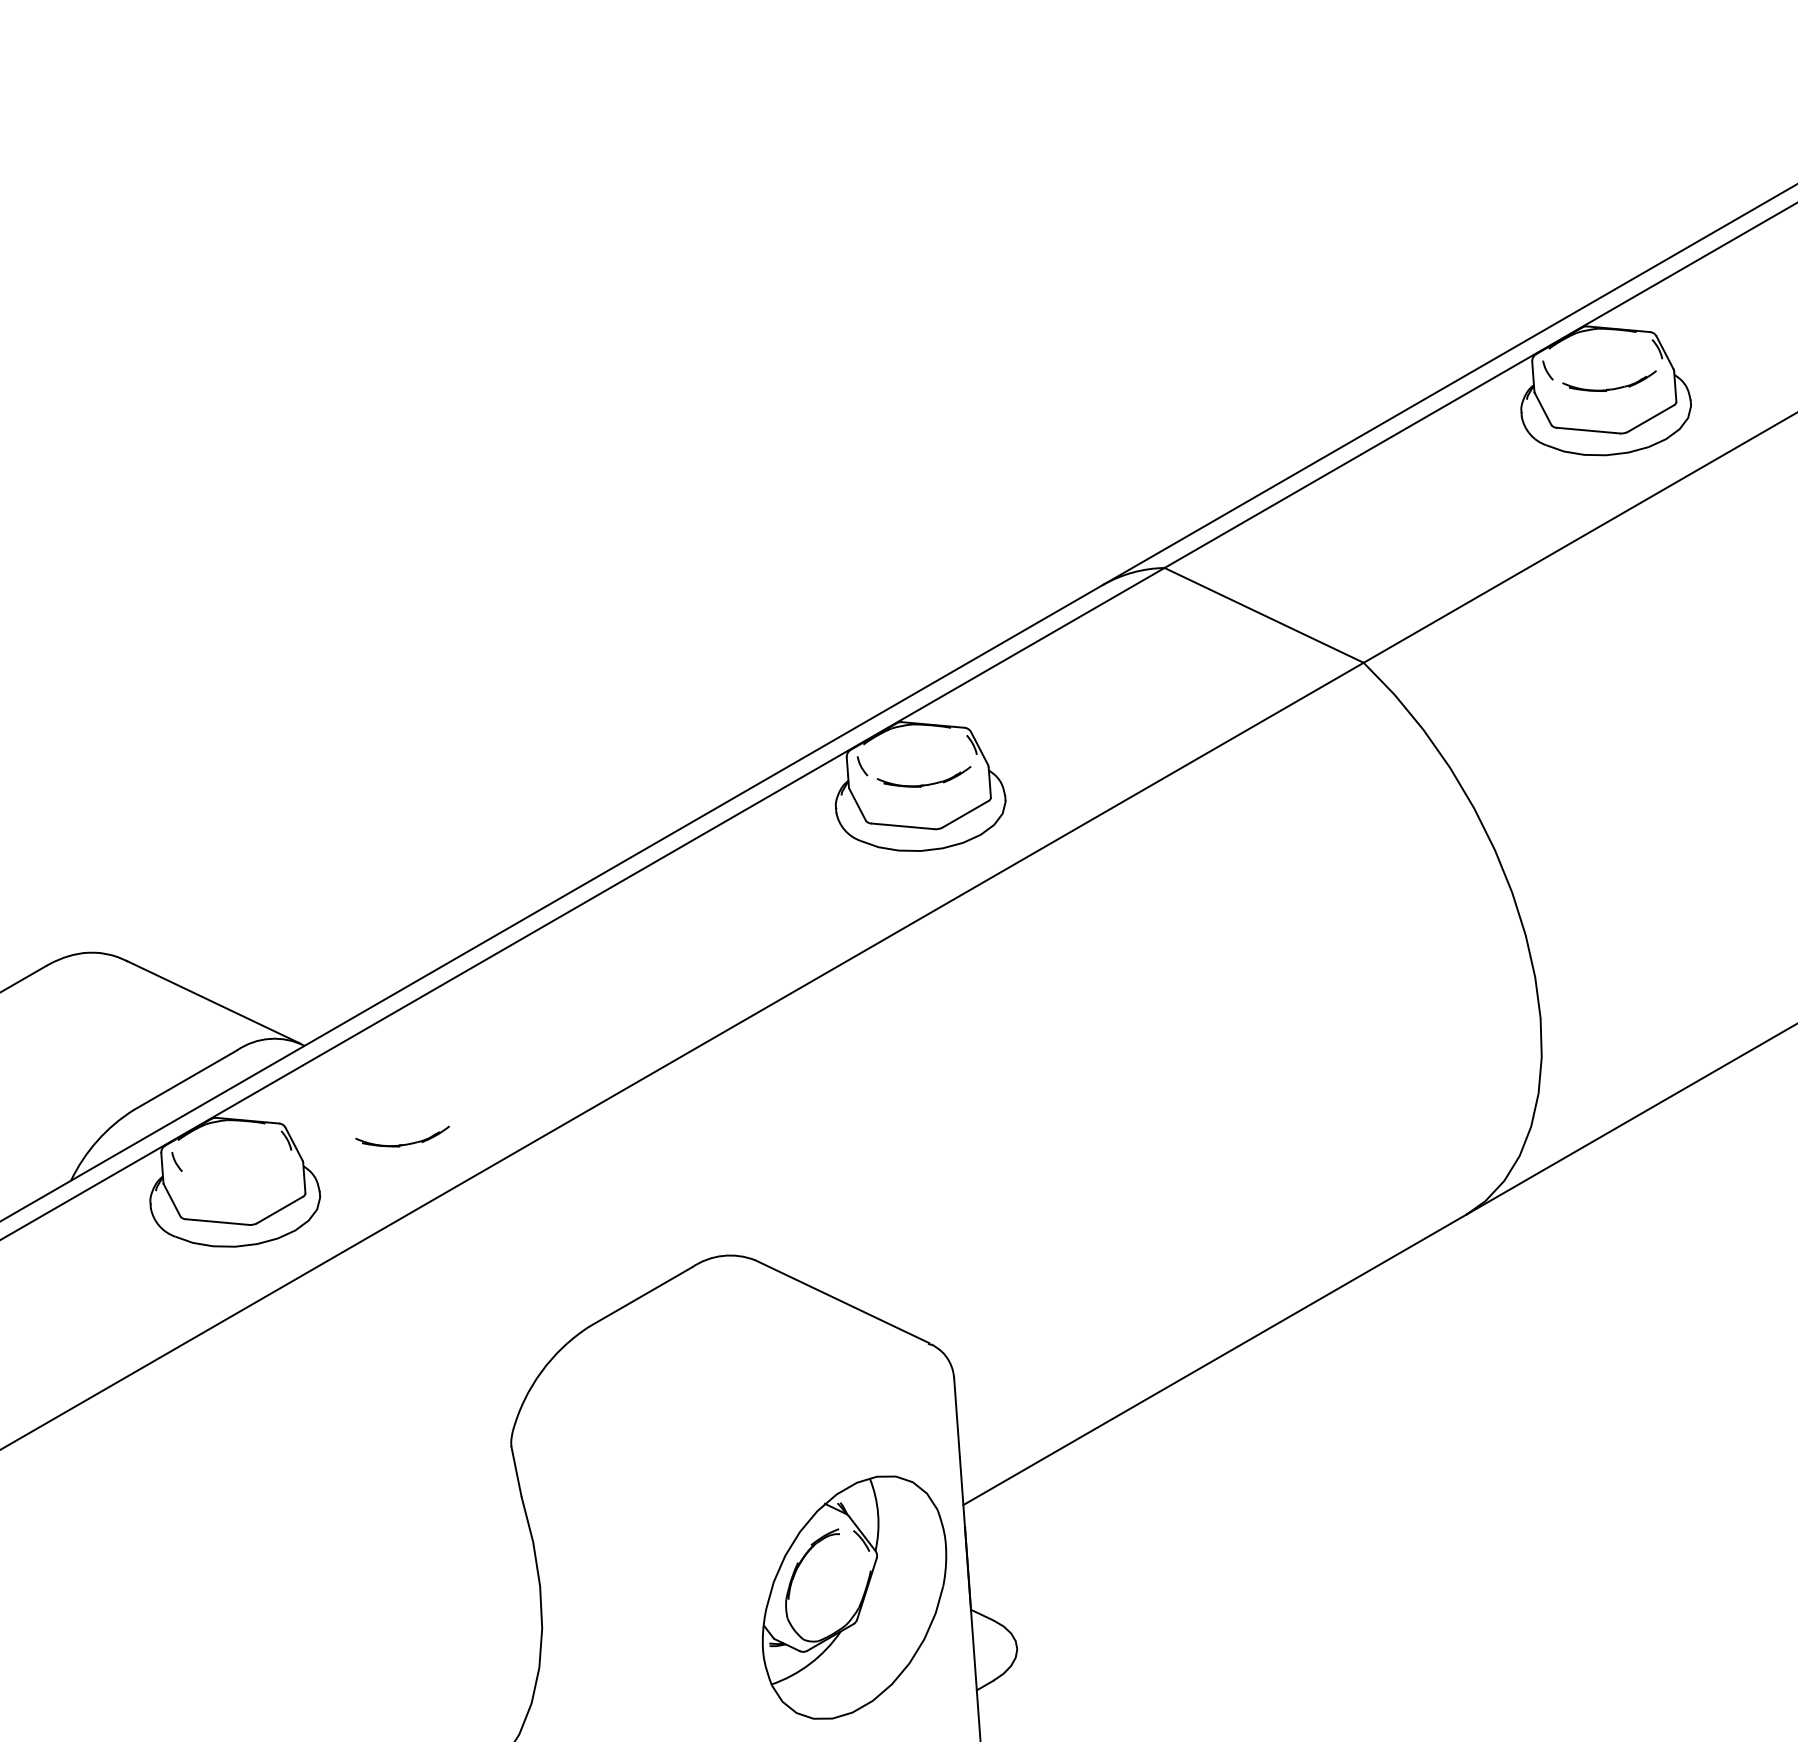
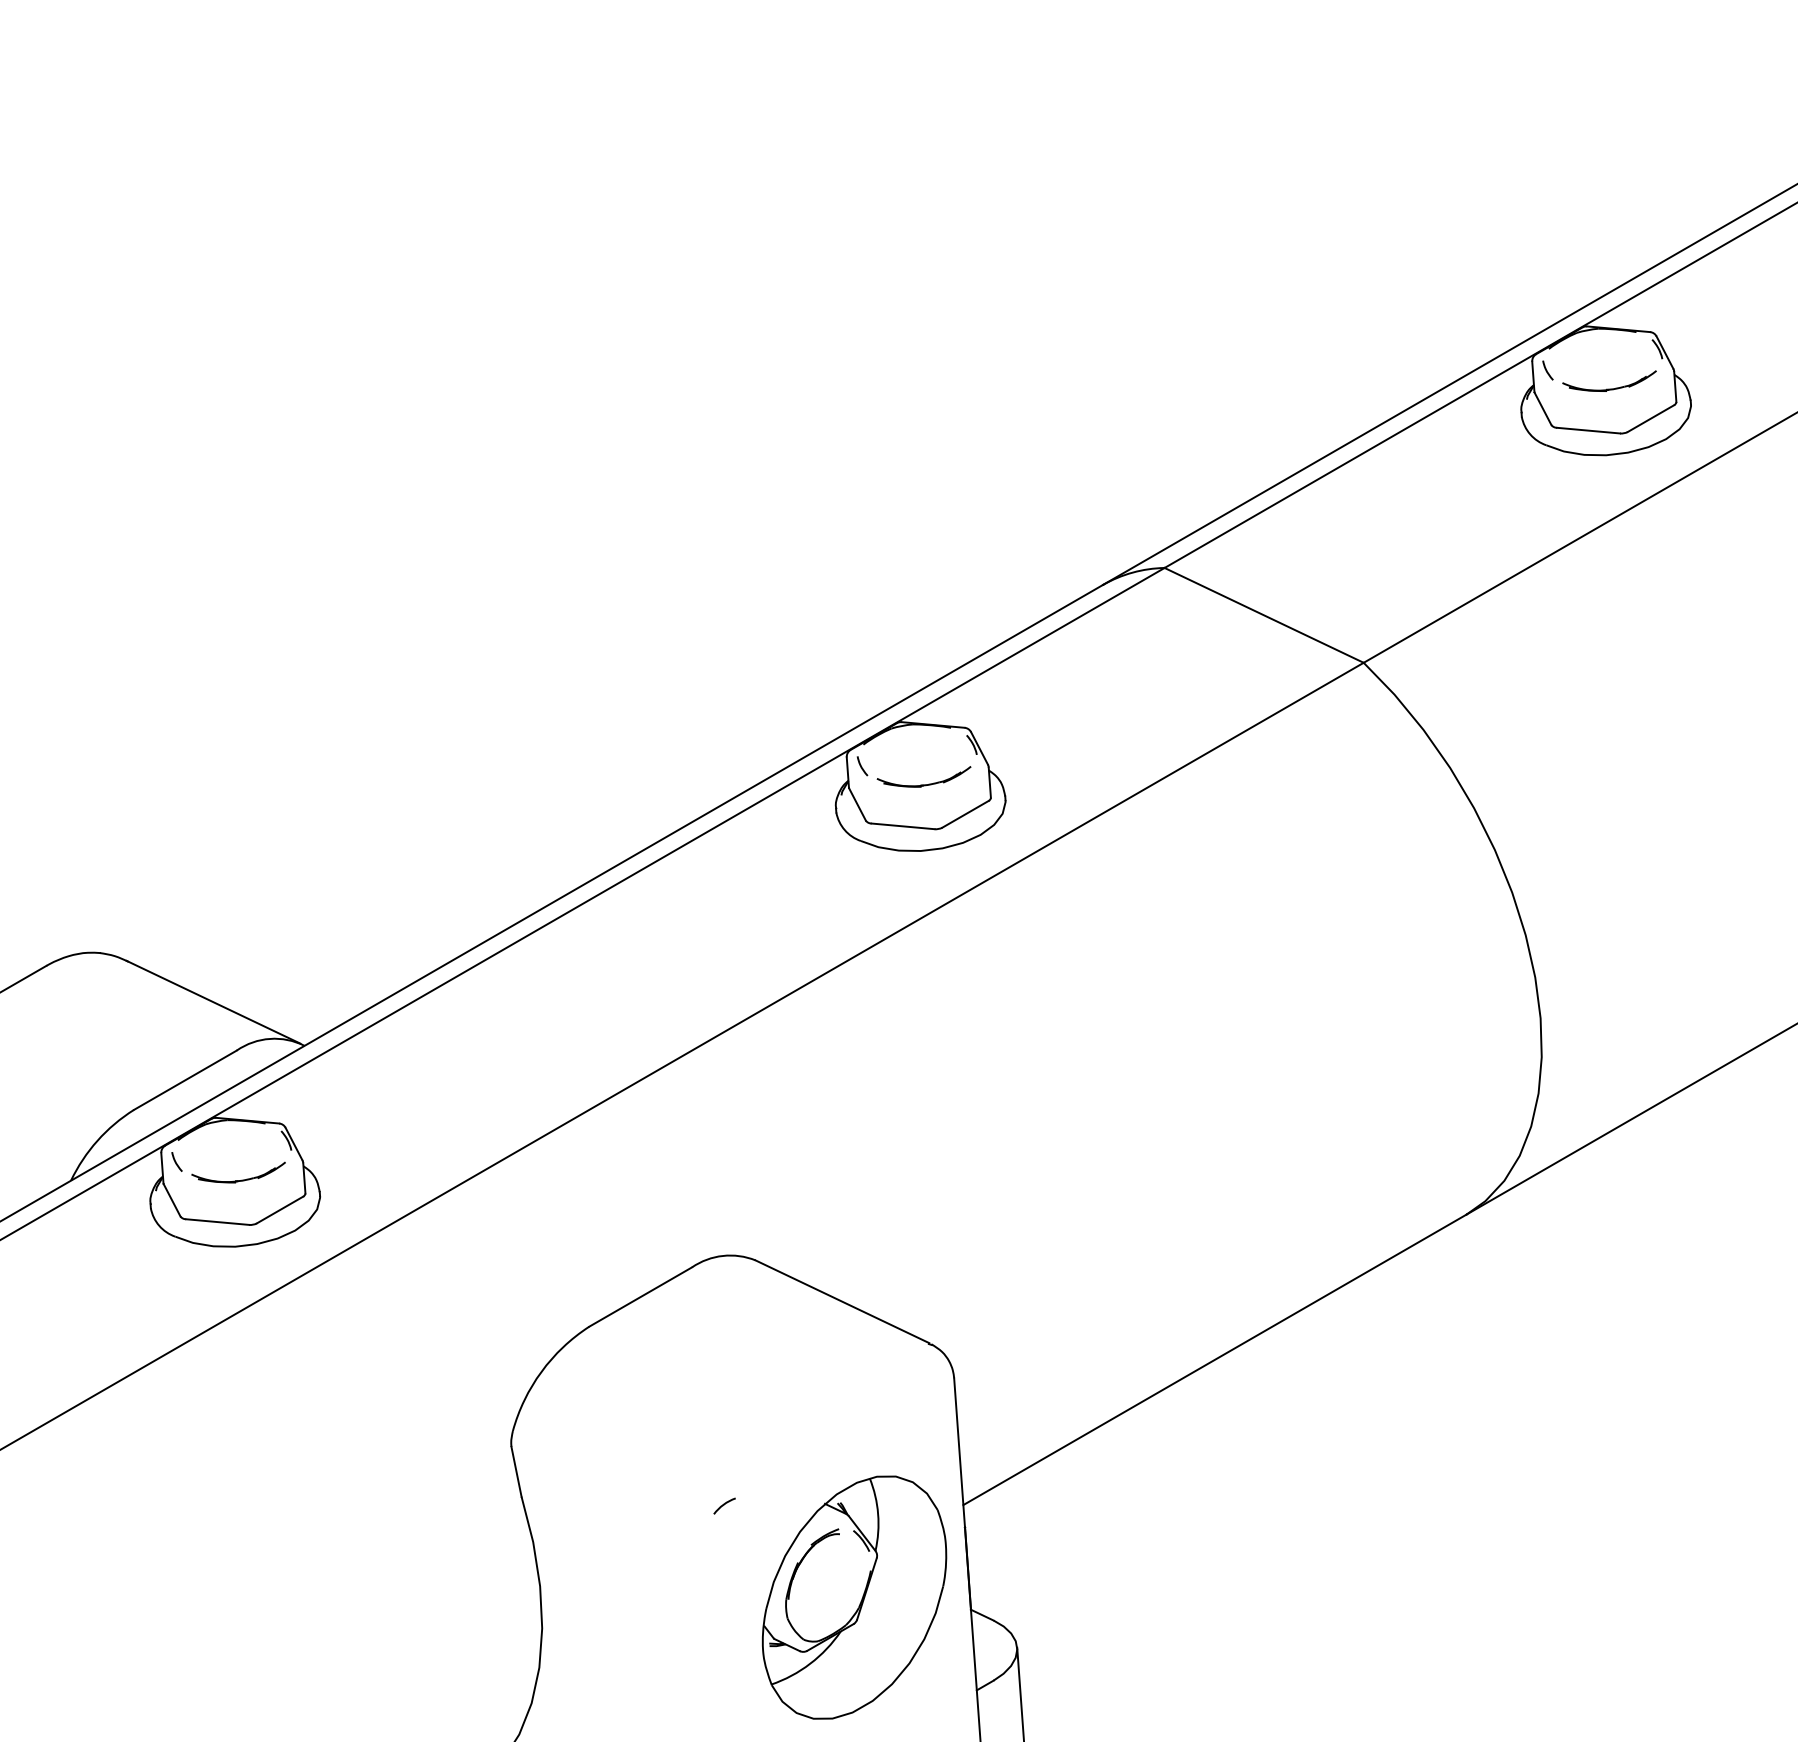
part position: (405, 1143) -> (241, 1179) (241, 1179)
arc: none -> present (724, 1505)
line: none -> present (1020, 1692)
